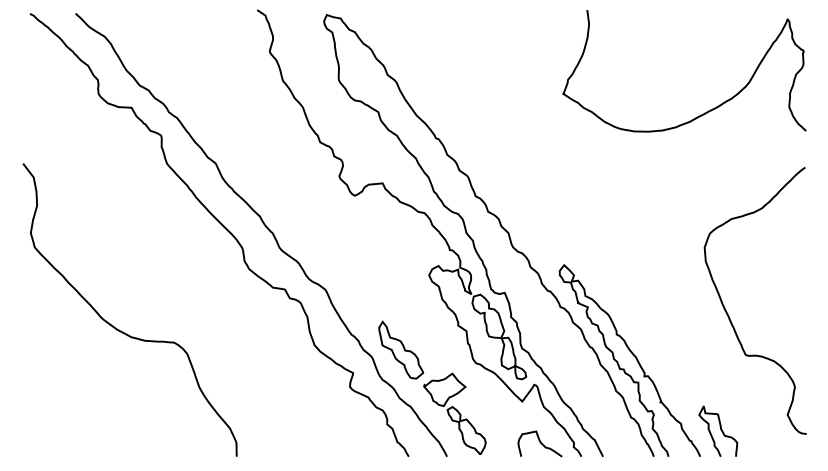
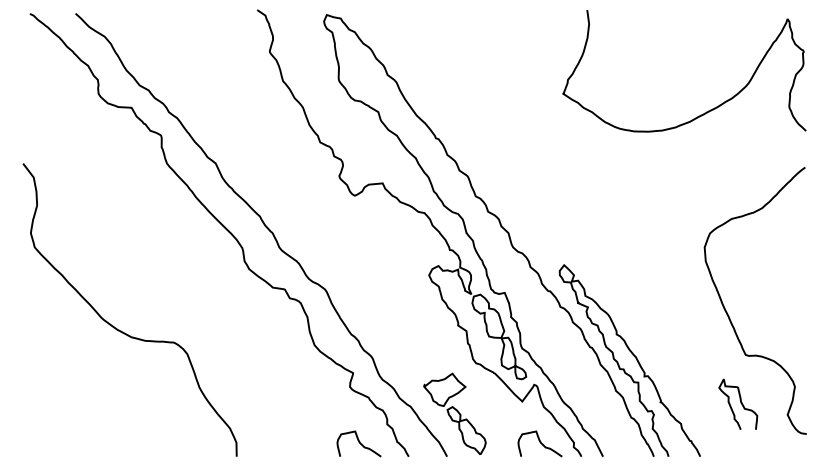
part: present -> none (401, 349)
curve position: (720, 430) -> (740, 403) (740, 403)
curve: none -> present (358, 442)
